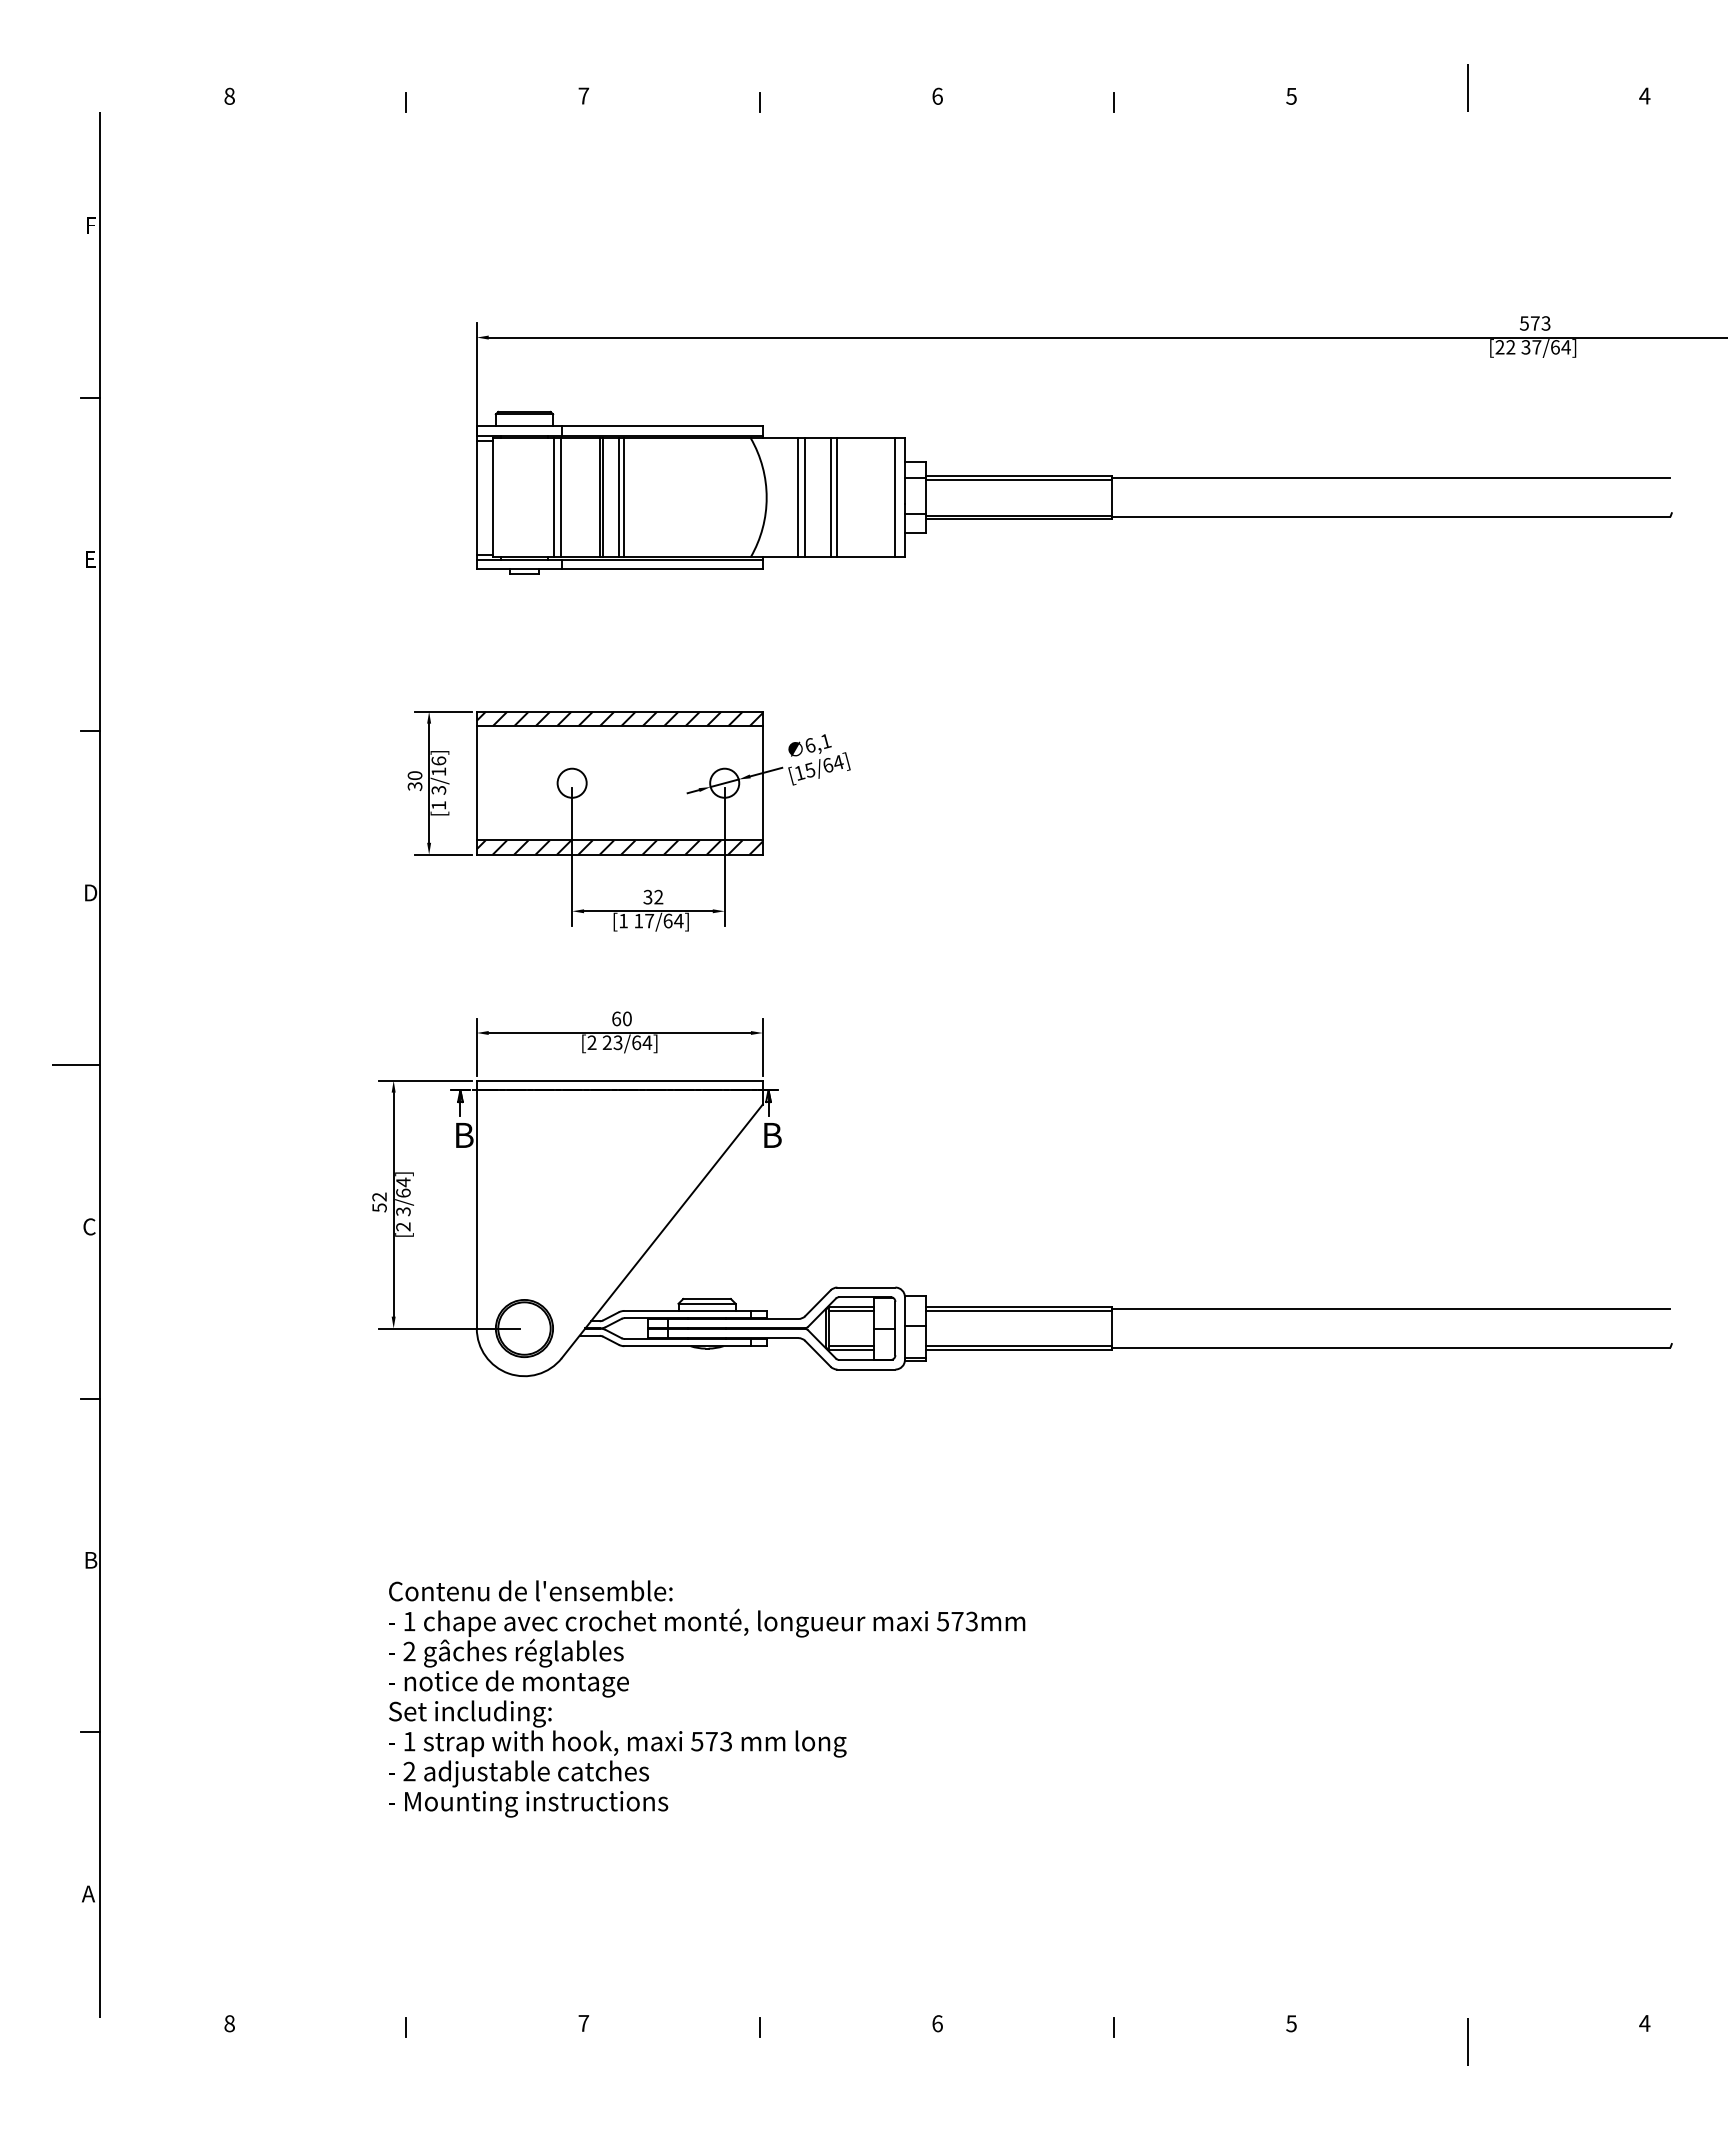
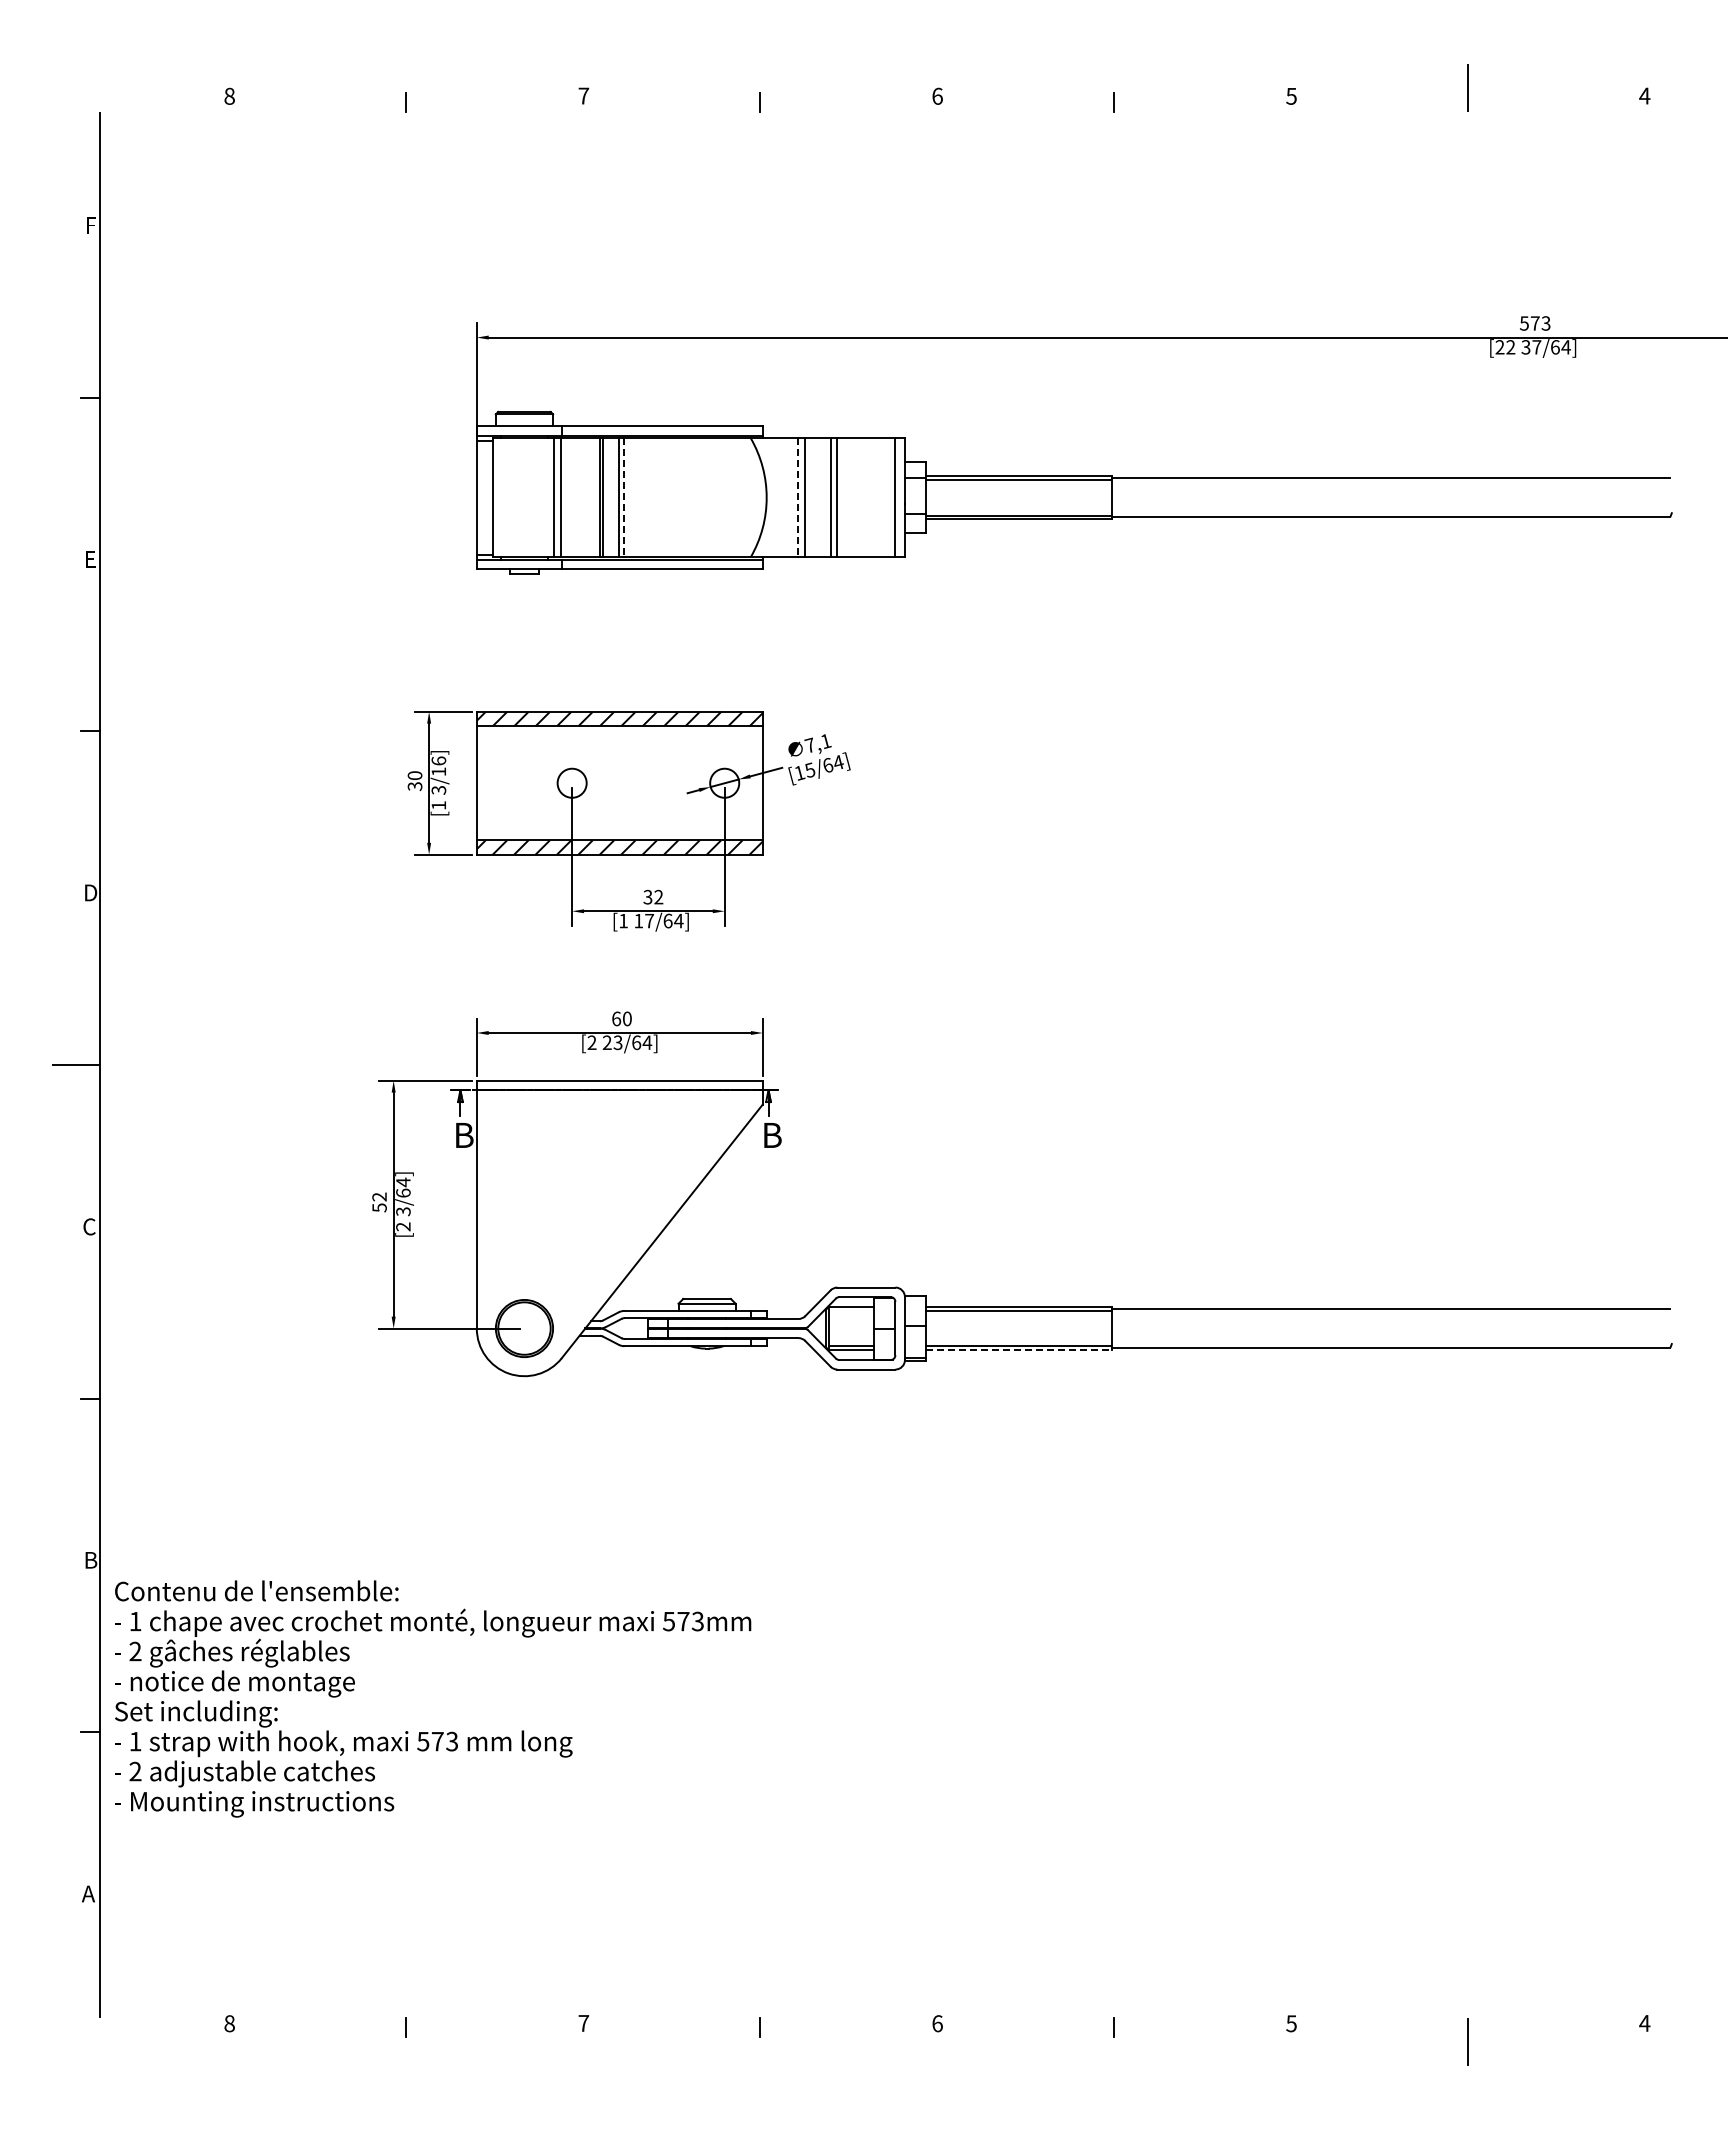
line: solid -> dashed (624, 497)
line: solid -> dashed (798, 497)
text: 6,1 -> 7,1 (809, 744)
line: present -> none (850, 1310)
line: solid -> dashed (1019, 1350)
text position: (707, 1698) -> (433, 1698) (433, 1698)
